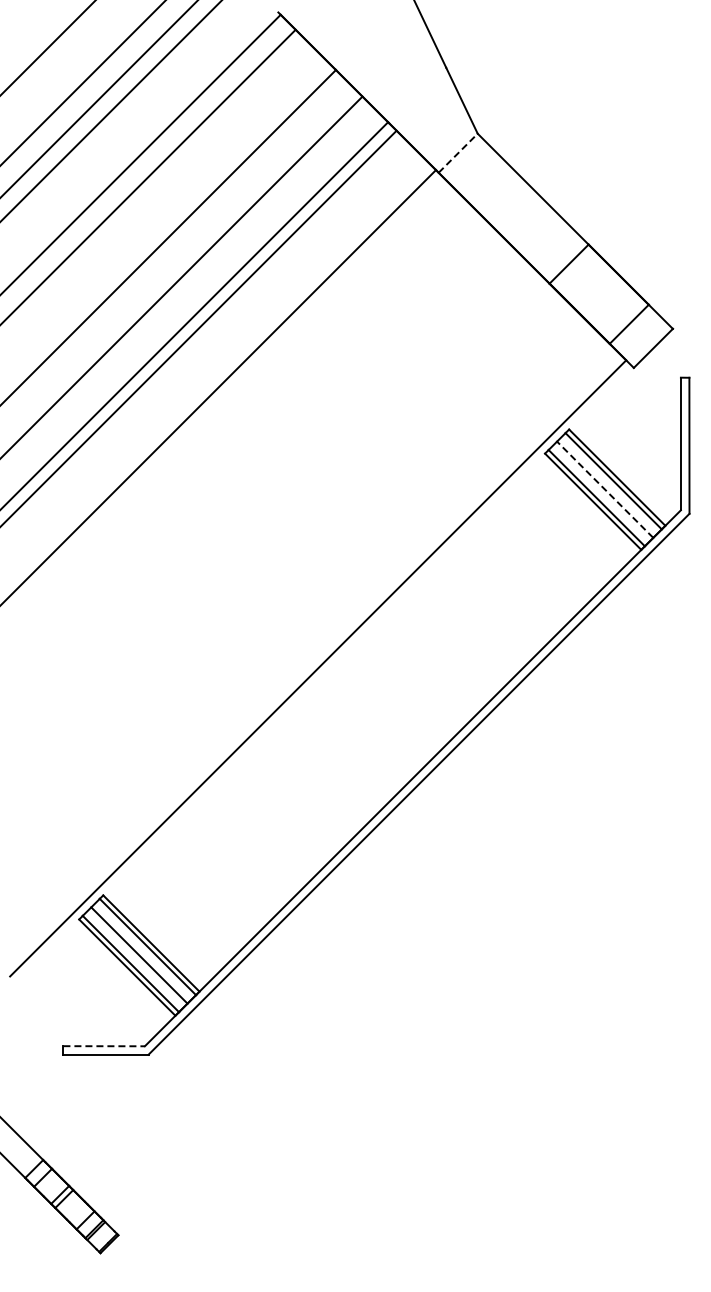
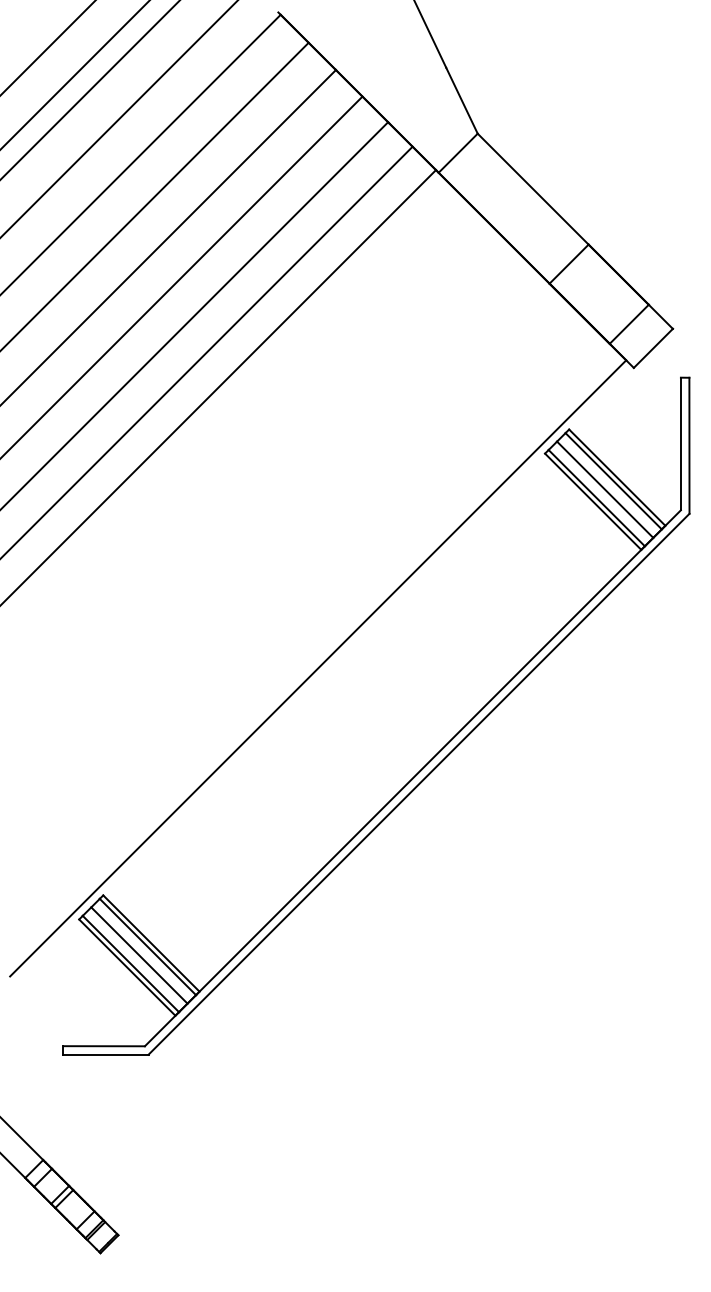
line position: (82, 82) -> (74, 75) (74, 75)
line position: (99, 99) -> (89, 89) (89, 89)
line position: (111, 111) -> (118, 118) (118, 118)
line: dashed -> solid (458, 153)
line position: (148, 176) -> (155, 195) (155, 195)
line position: (199, 327) -> (207, 351) (207, 351)
line: dashed -> solid (604, 489)
line: dashed -> solid (104, 1046)
